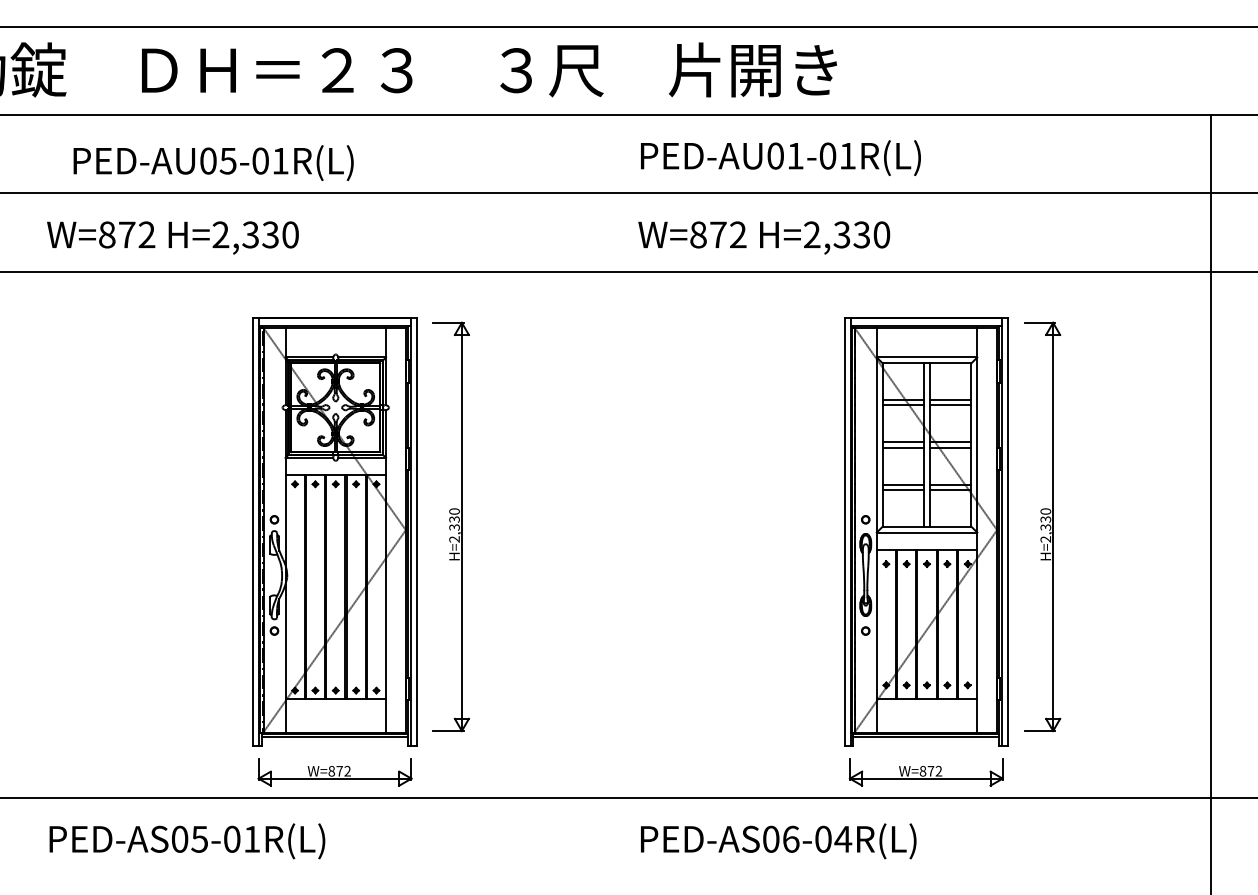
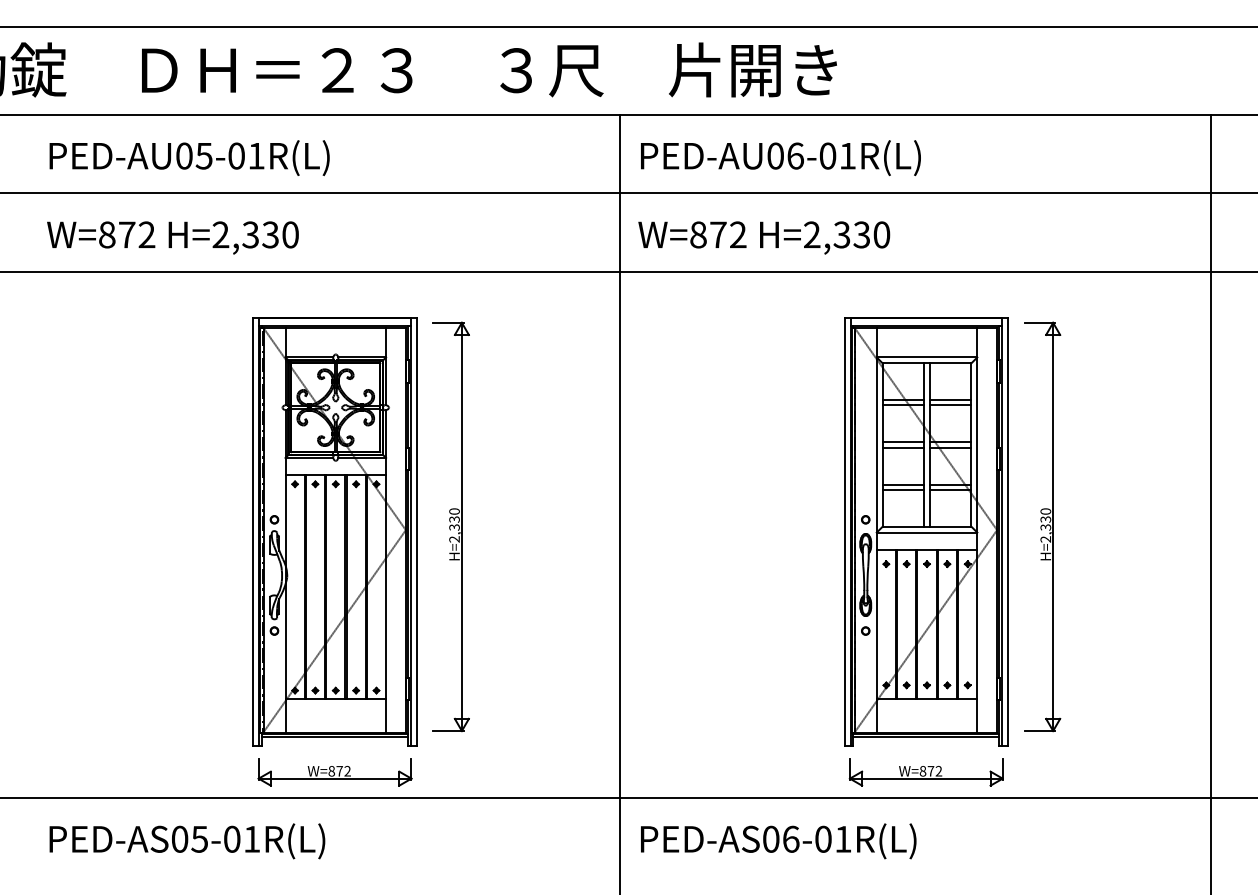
text: PED-AU01-01R(L) -> PED-AU06-01R(L) (795, 155)
text position: (213, 162) -> (189, 157) (189, 157)
line: none -> present (619, 502)
text: PED-AS06-04R(L) -> PED-AS06-01R(L) (843, 839)
